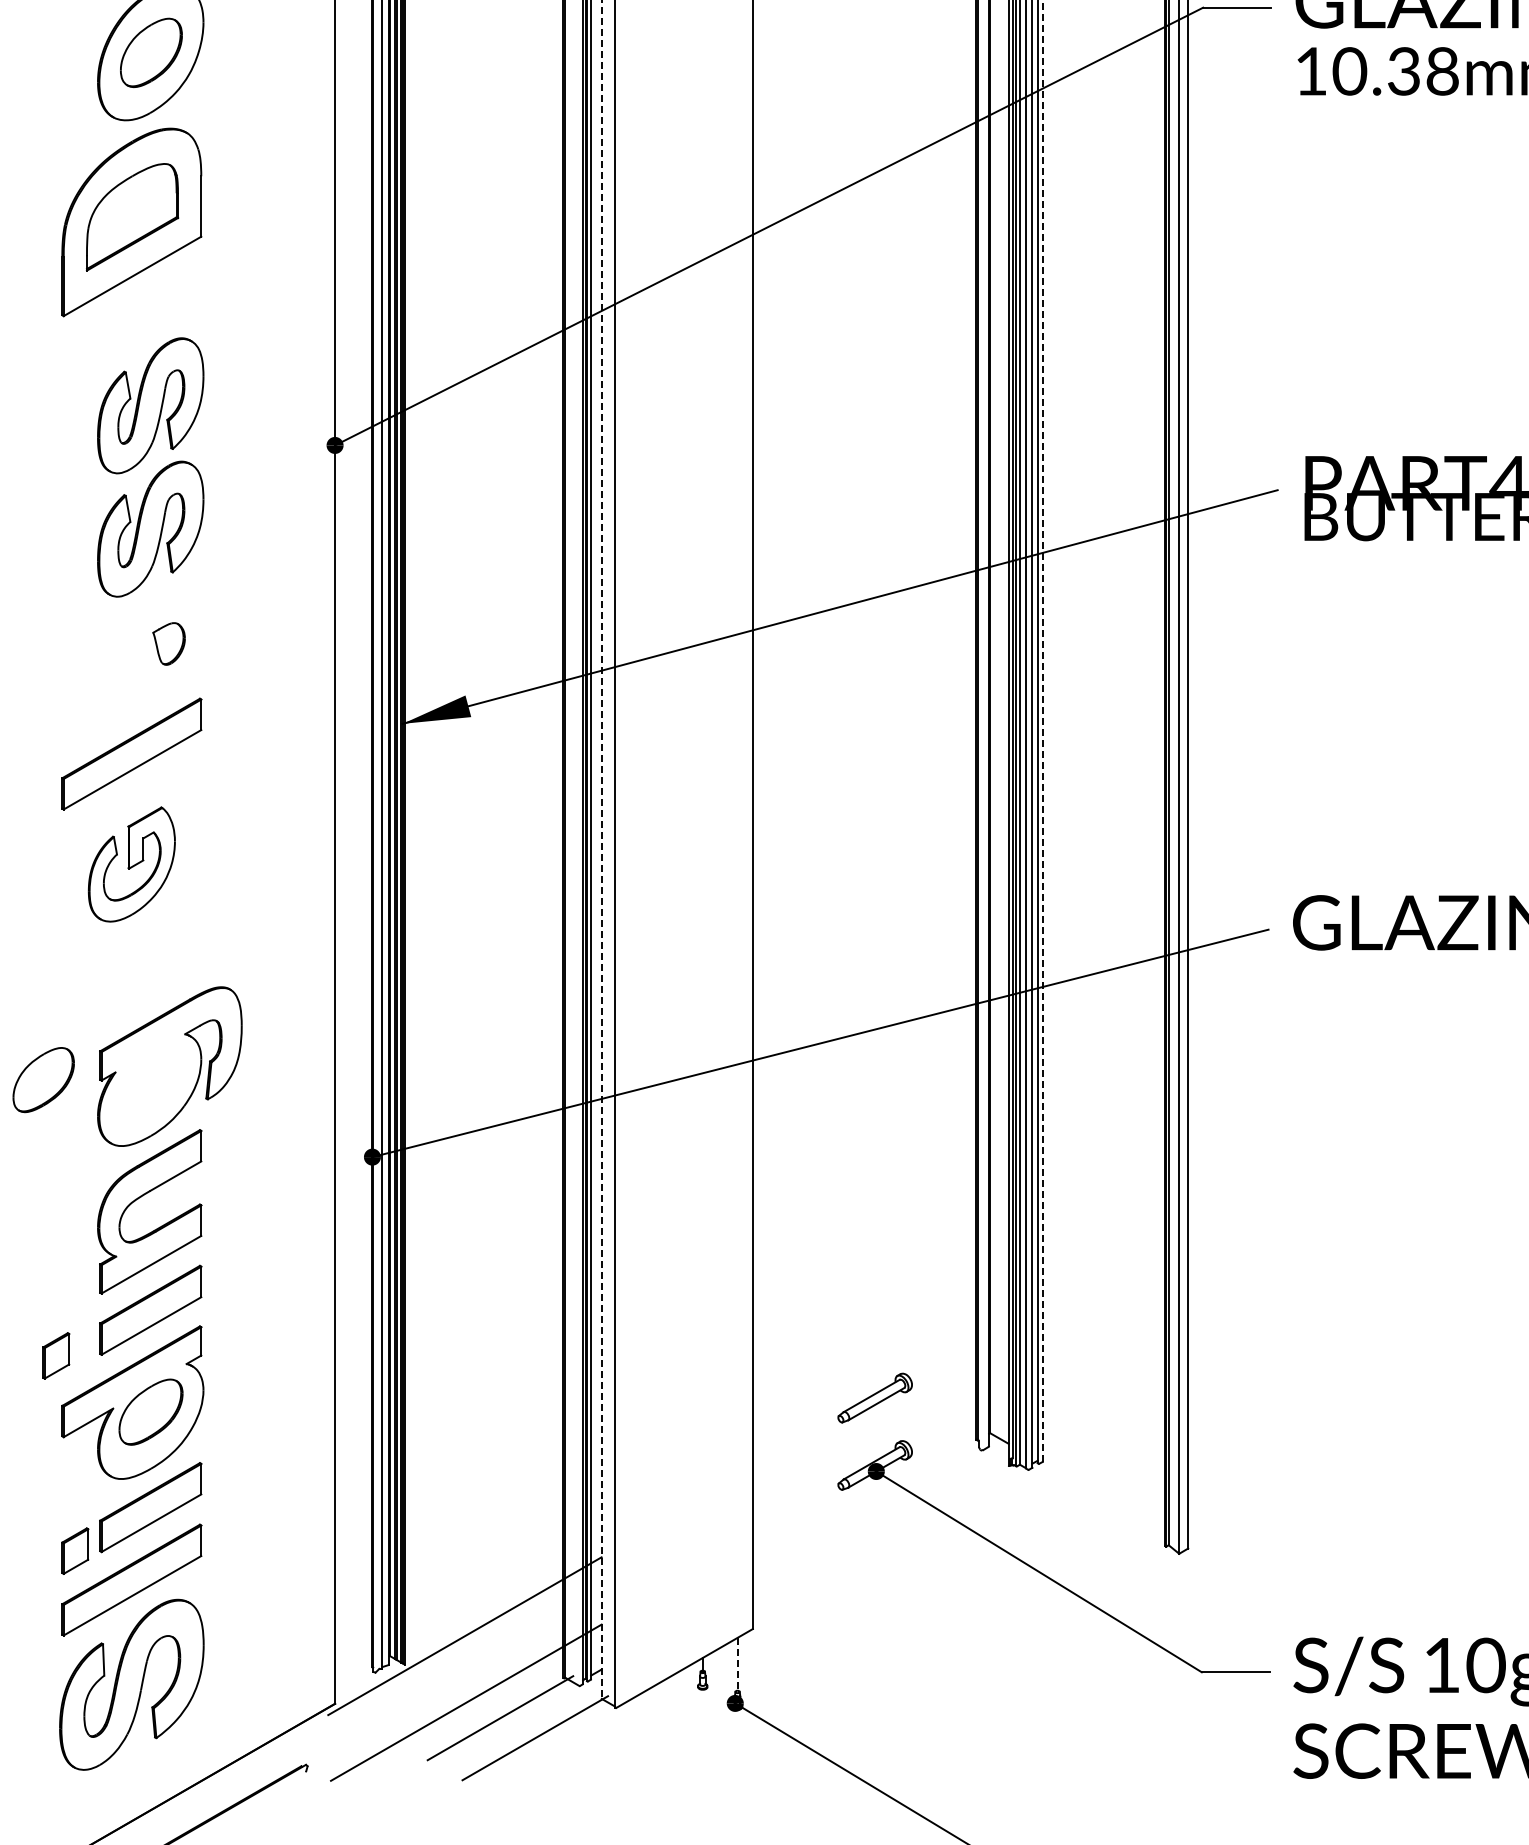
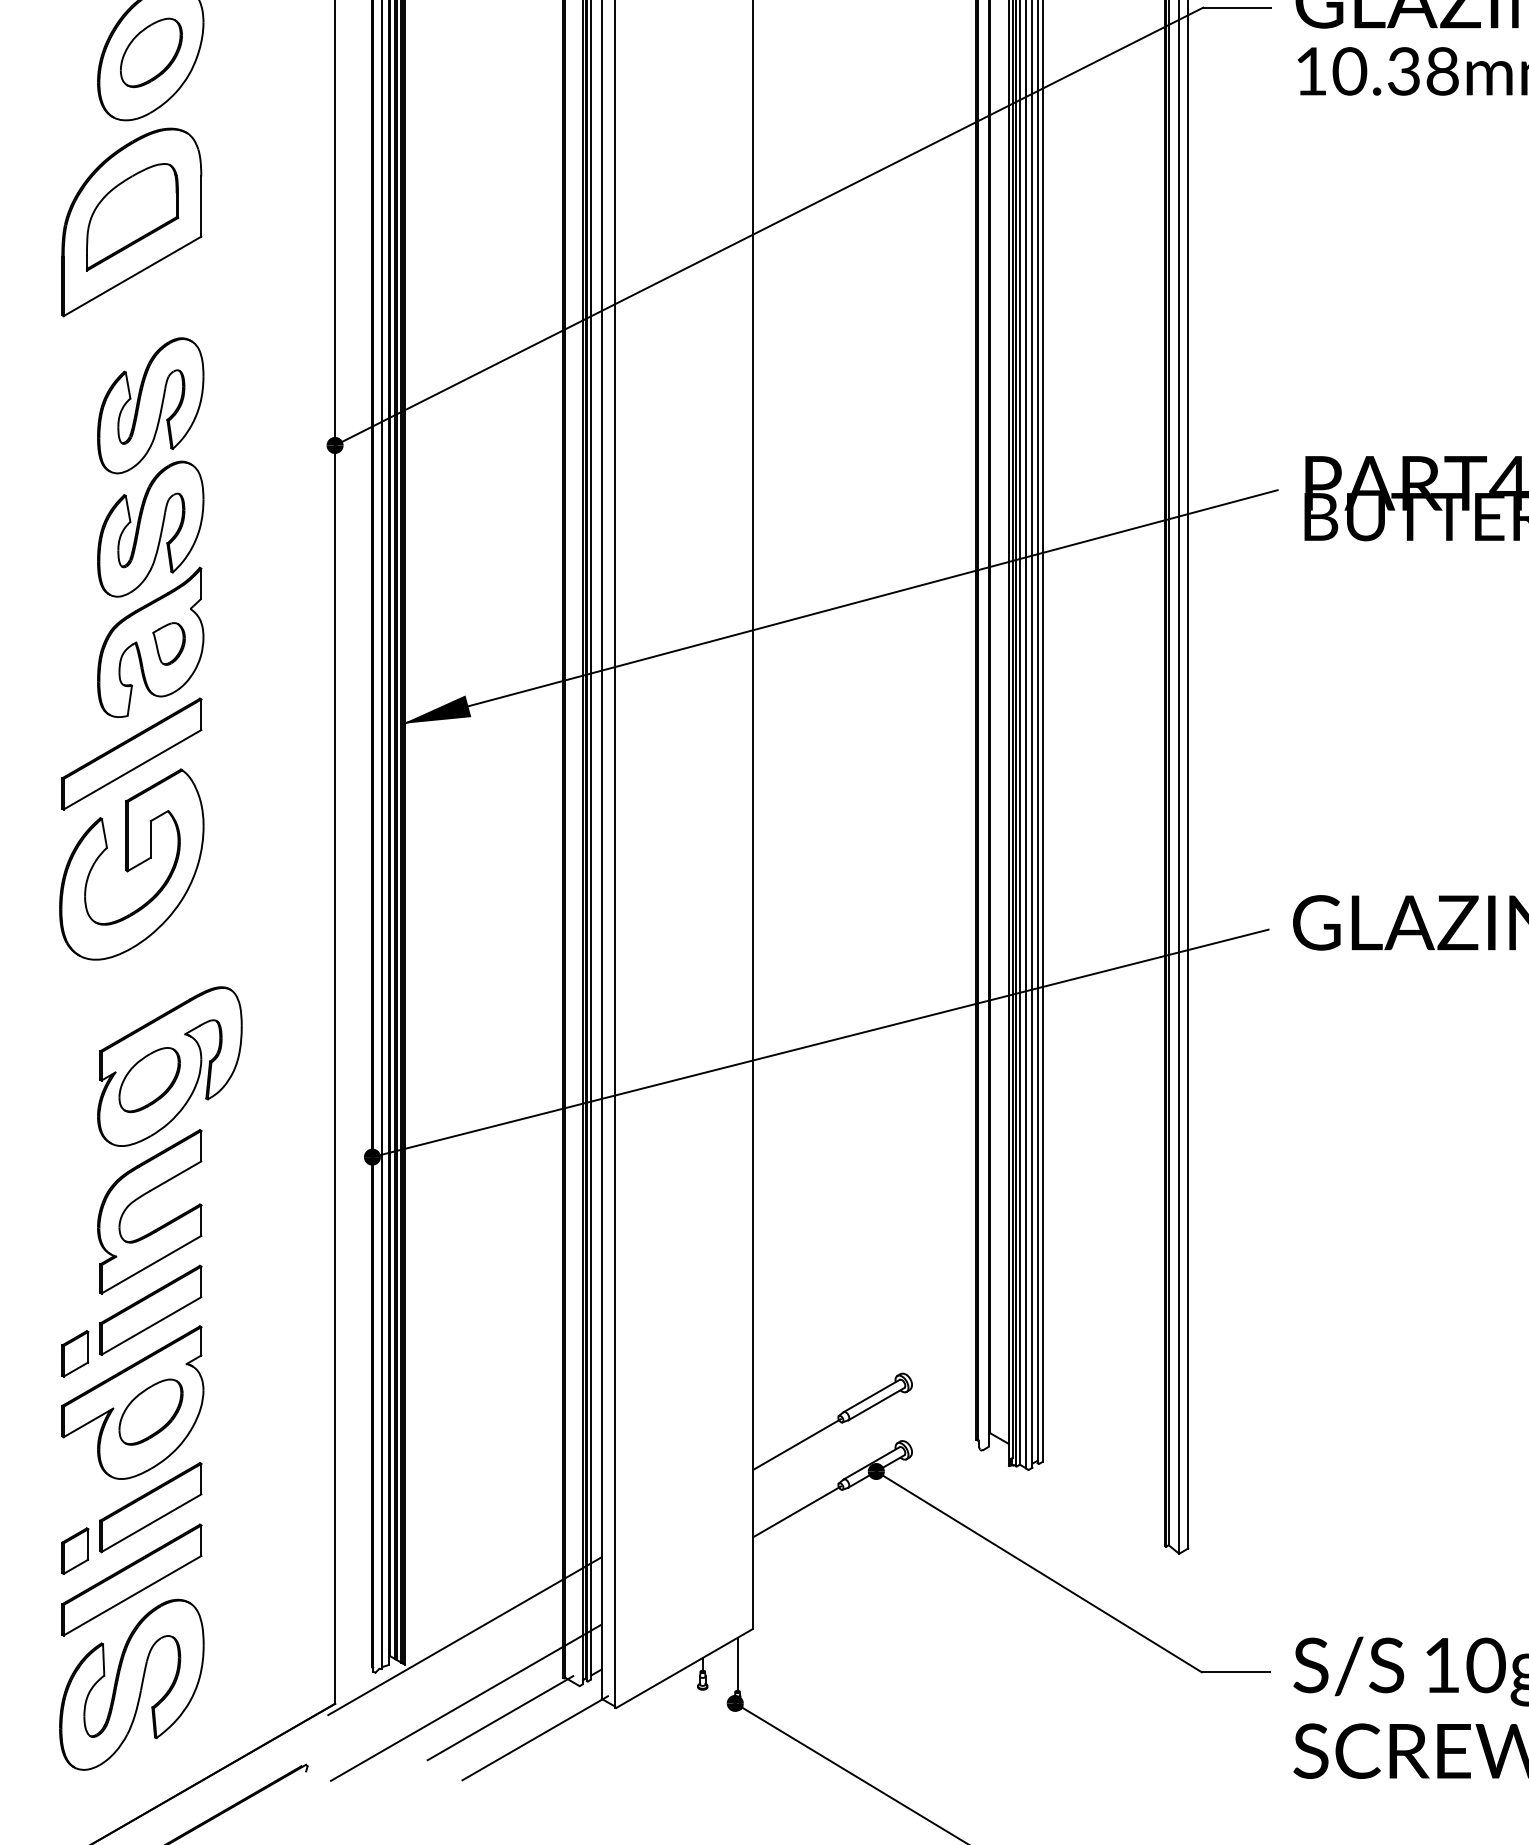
part: none -> present (150, 641)
line: dashed -> solid (1042, 730)
line: dashed -> solid (601, 849)
part size: 89x117 px -> 146x193 px (131, 864)
part position: (43, 1080) -> (149, 1080) (149, 1080)
part position: (56, 1355) -> (75, 1353) (75, 1353)
line: none -> present (796, 1444)
line: none -> present (796, 1511)
line: dashed -> solid (737, 1665)
